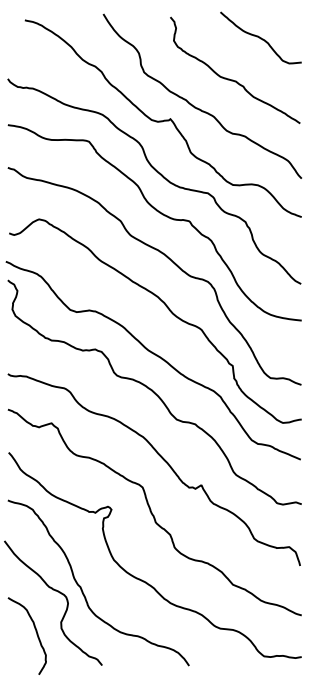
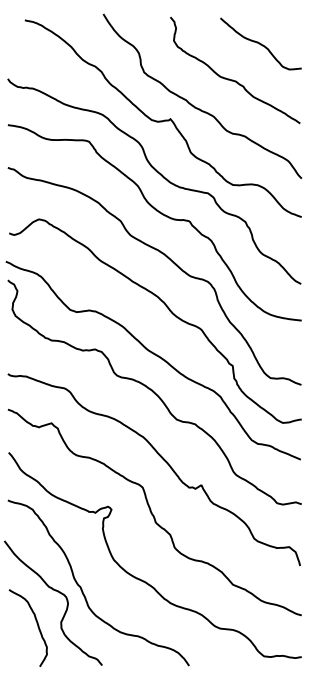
curve position: (260, 37) -> (260, 43) (260, 43)
curve position: (35, 631) -> (36, 623) (36, 623)
